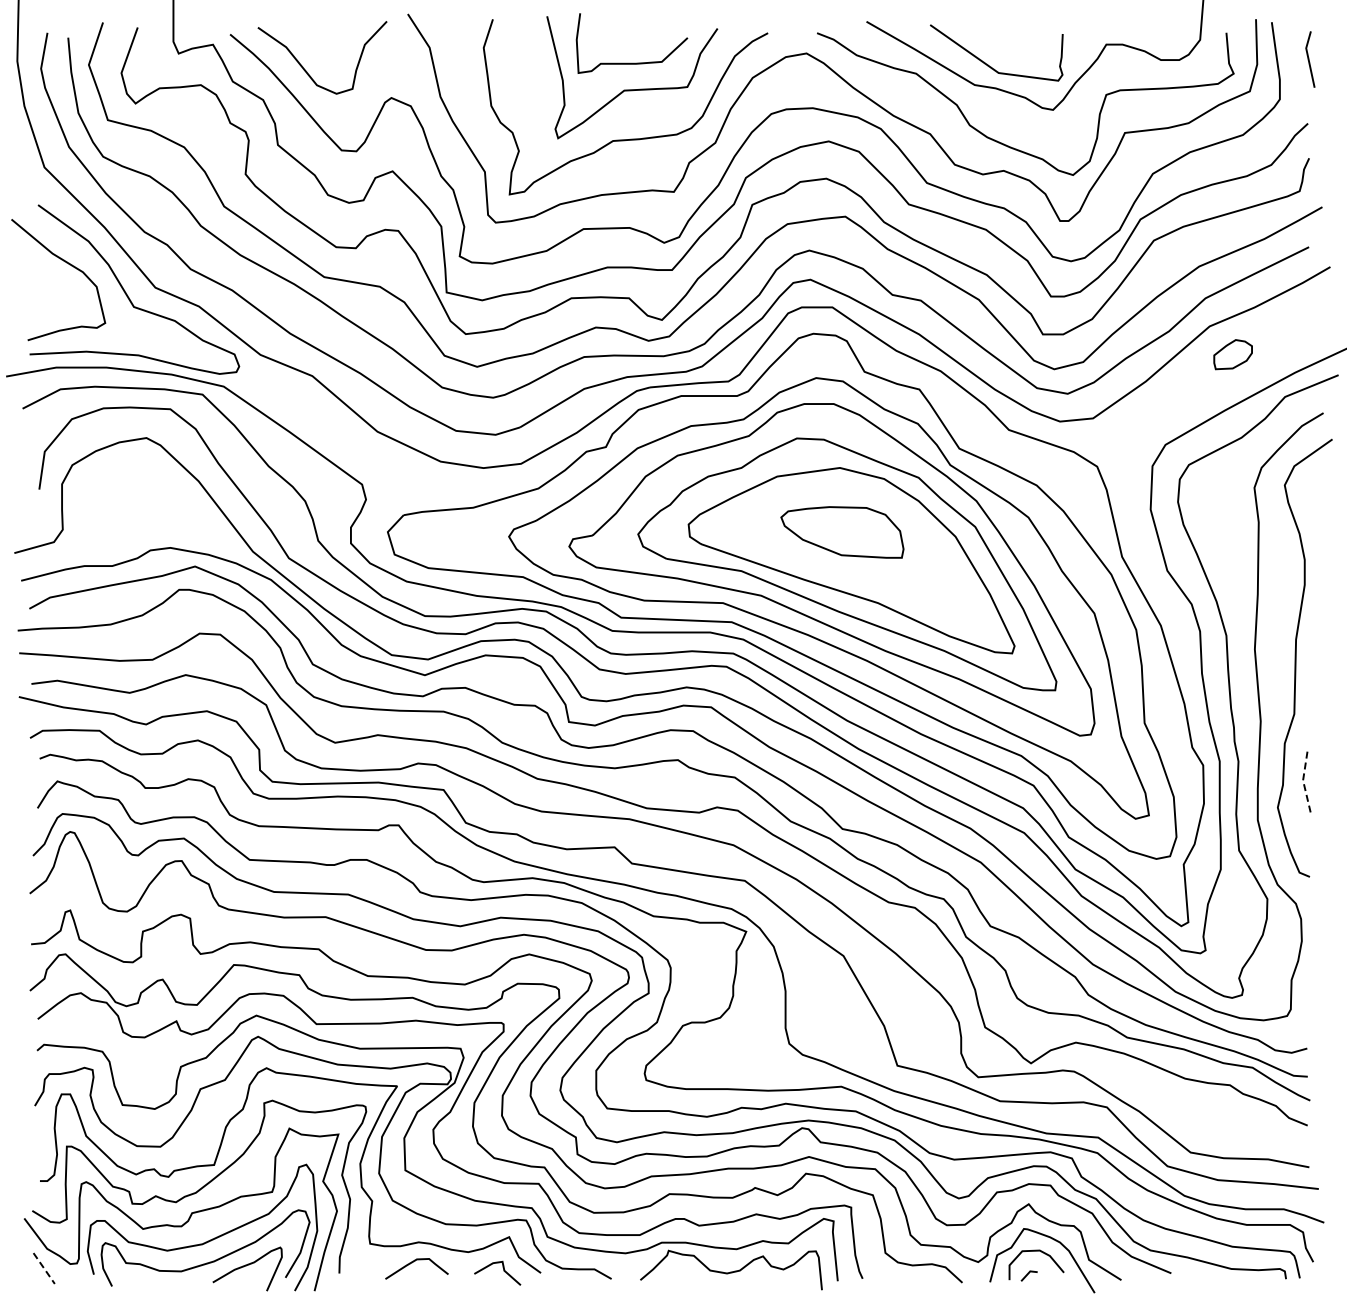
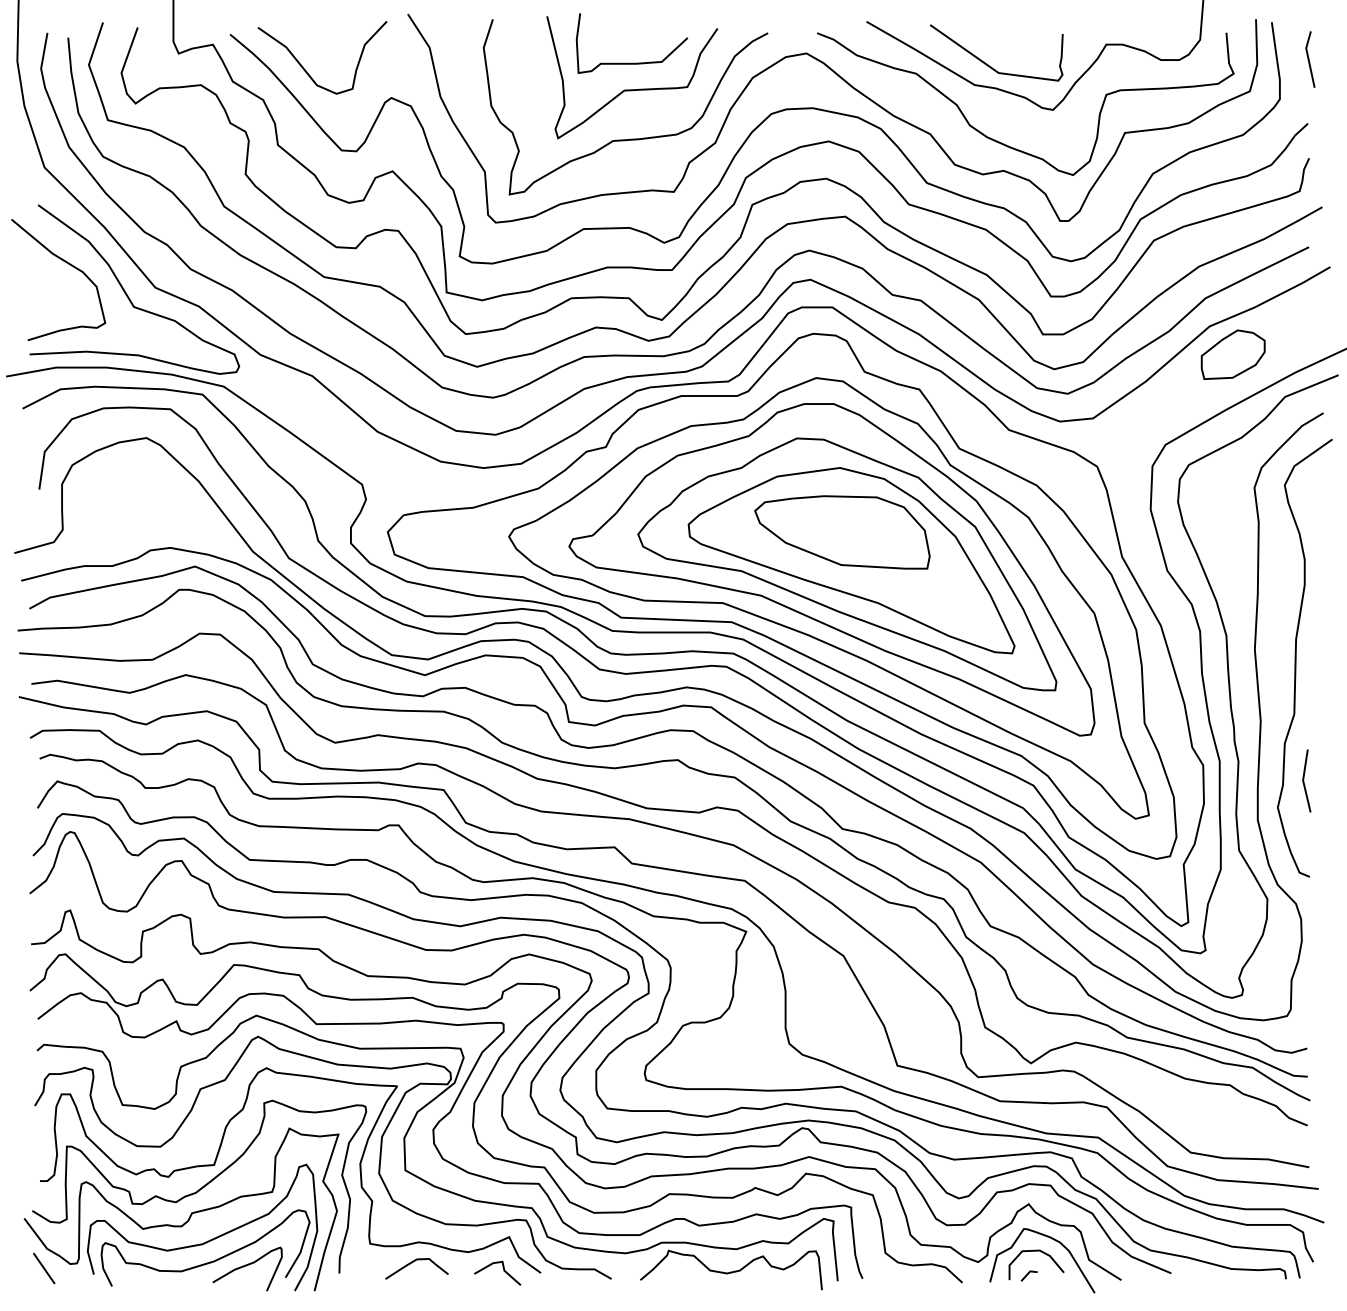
part size: 40x32 px -> 66x51 px (1232, 354)
part size: 125x53 px -> 177x75 px (842, 532)
line: dashed -> solid (1303, 780)
line: dashed -> solid (44, 1268)
